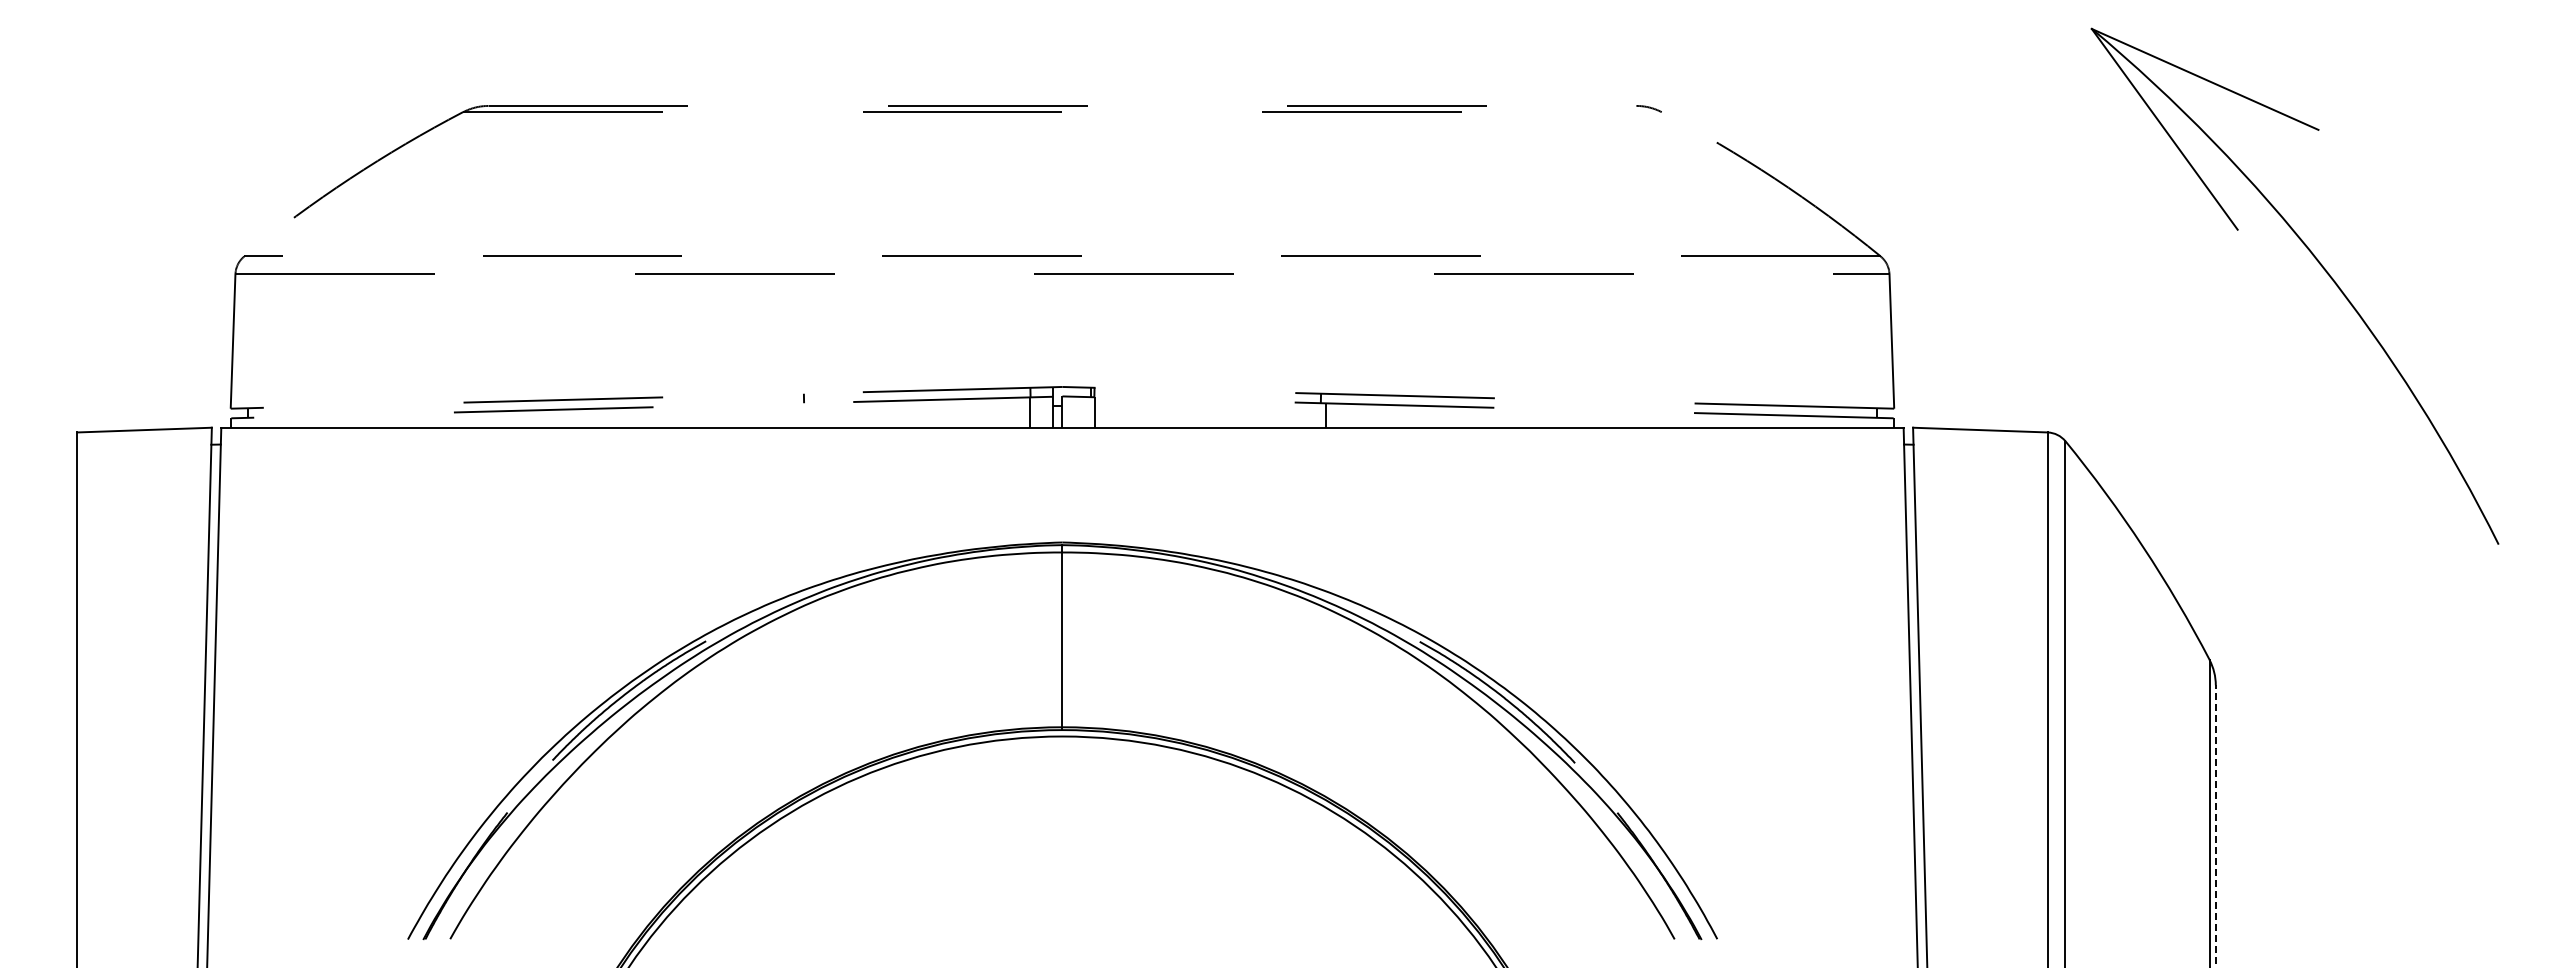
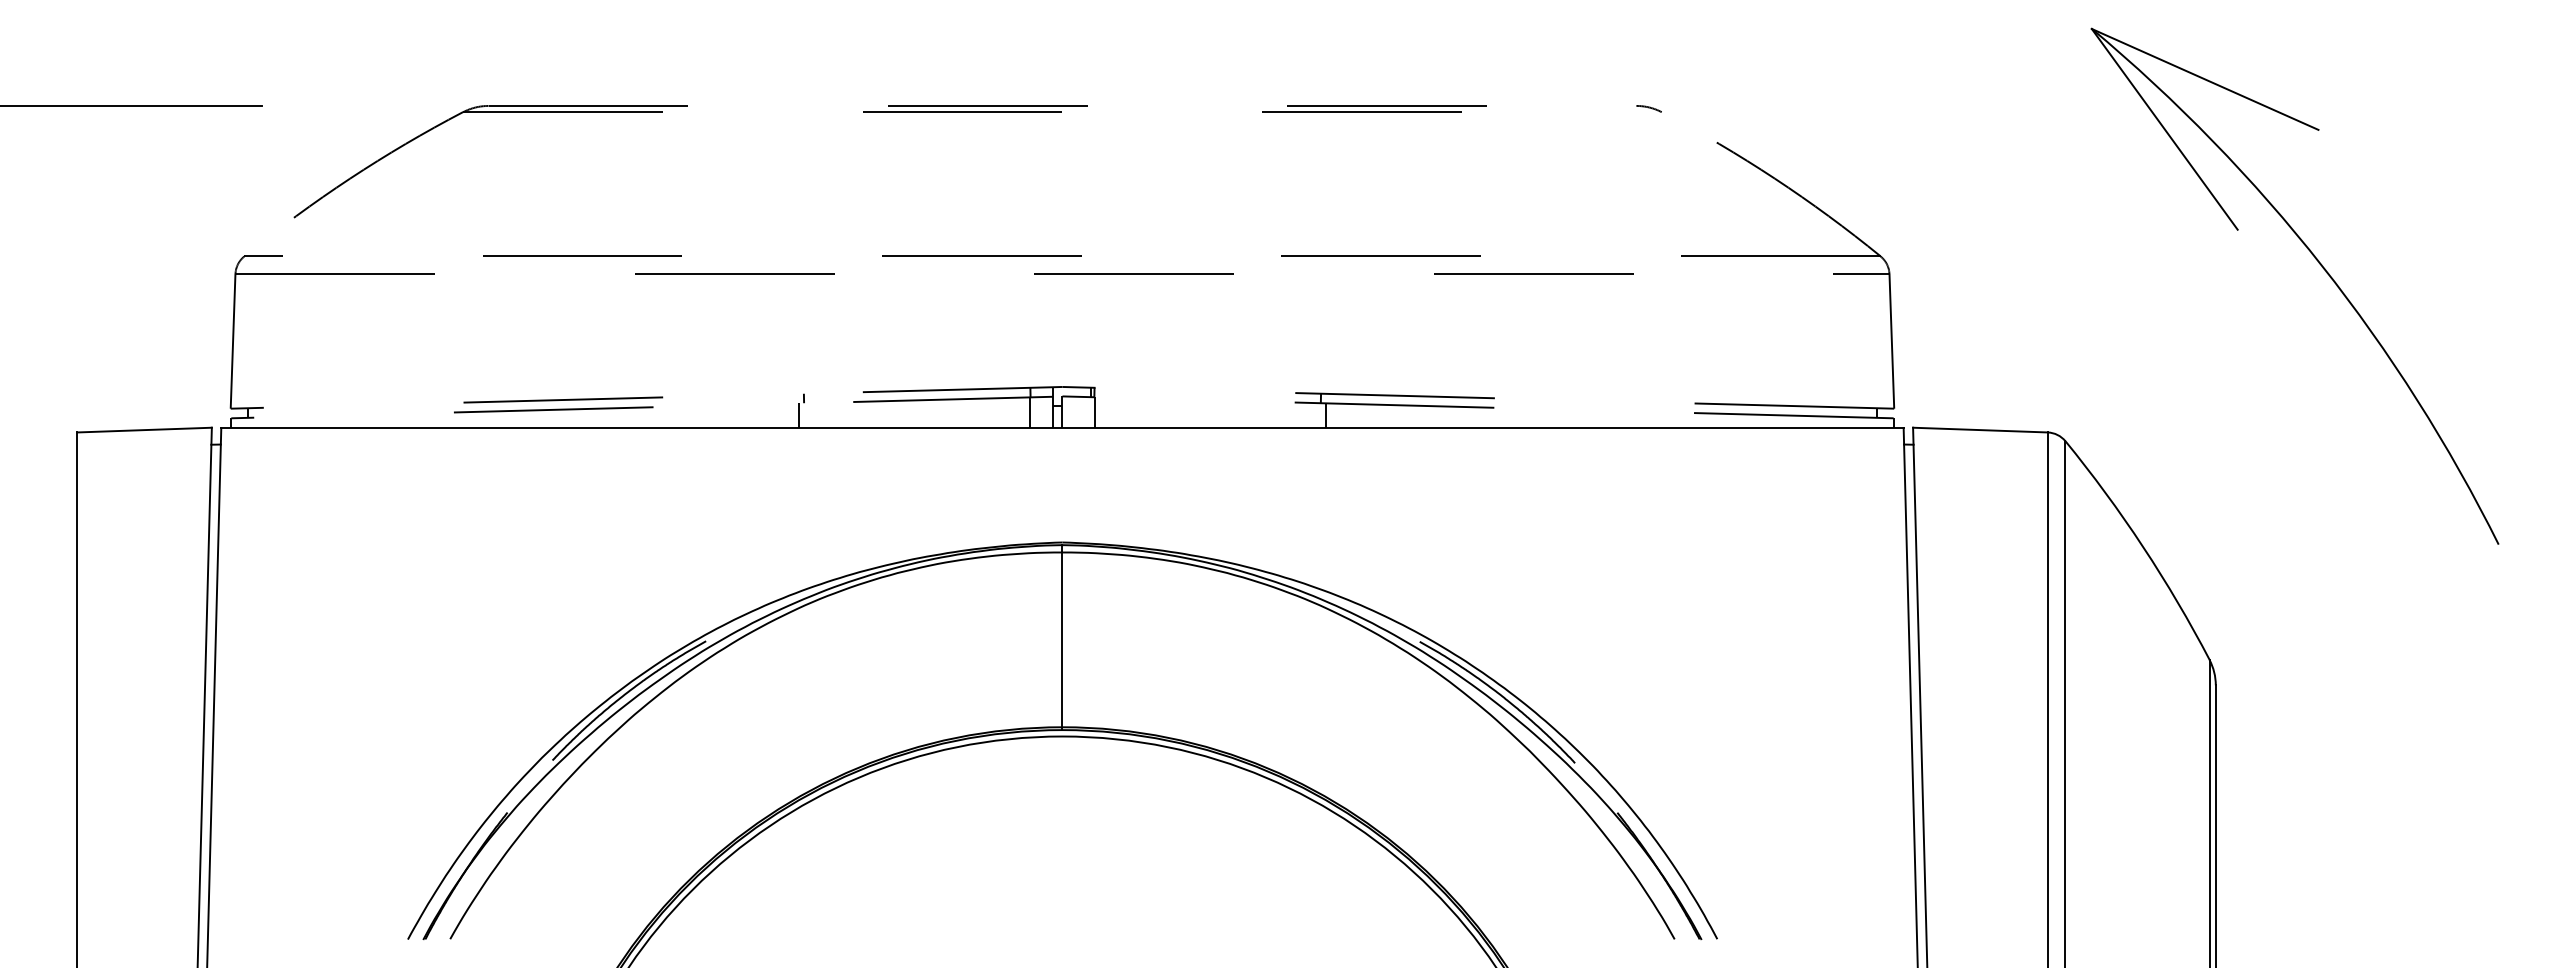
line: none -> present (132, 105)
line: none -> present (798, 415)
line: dashed -> solid (2216, 826)
